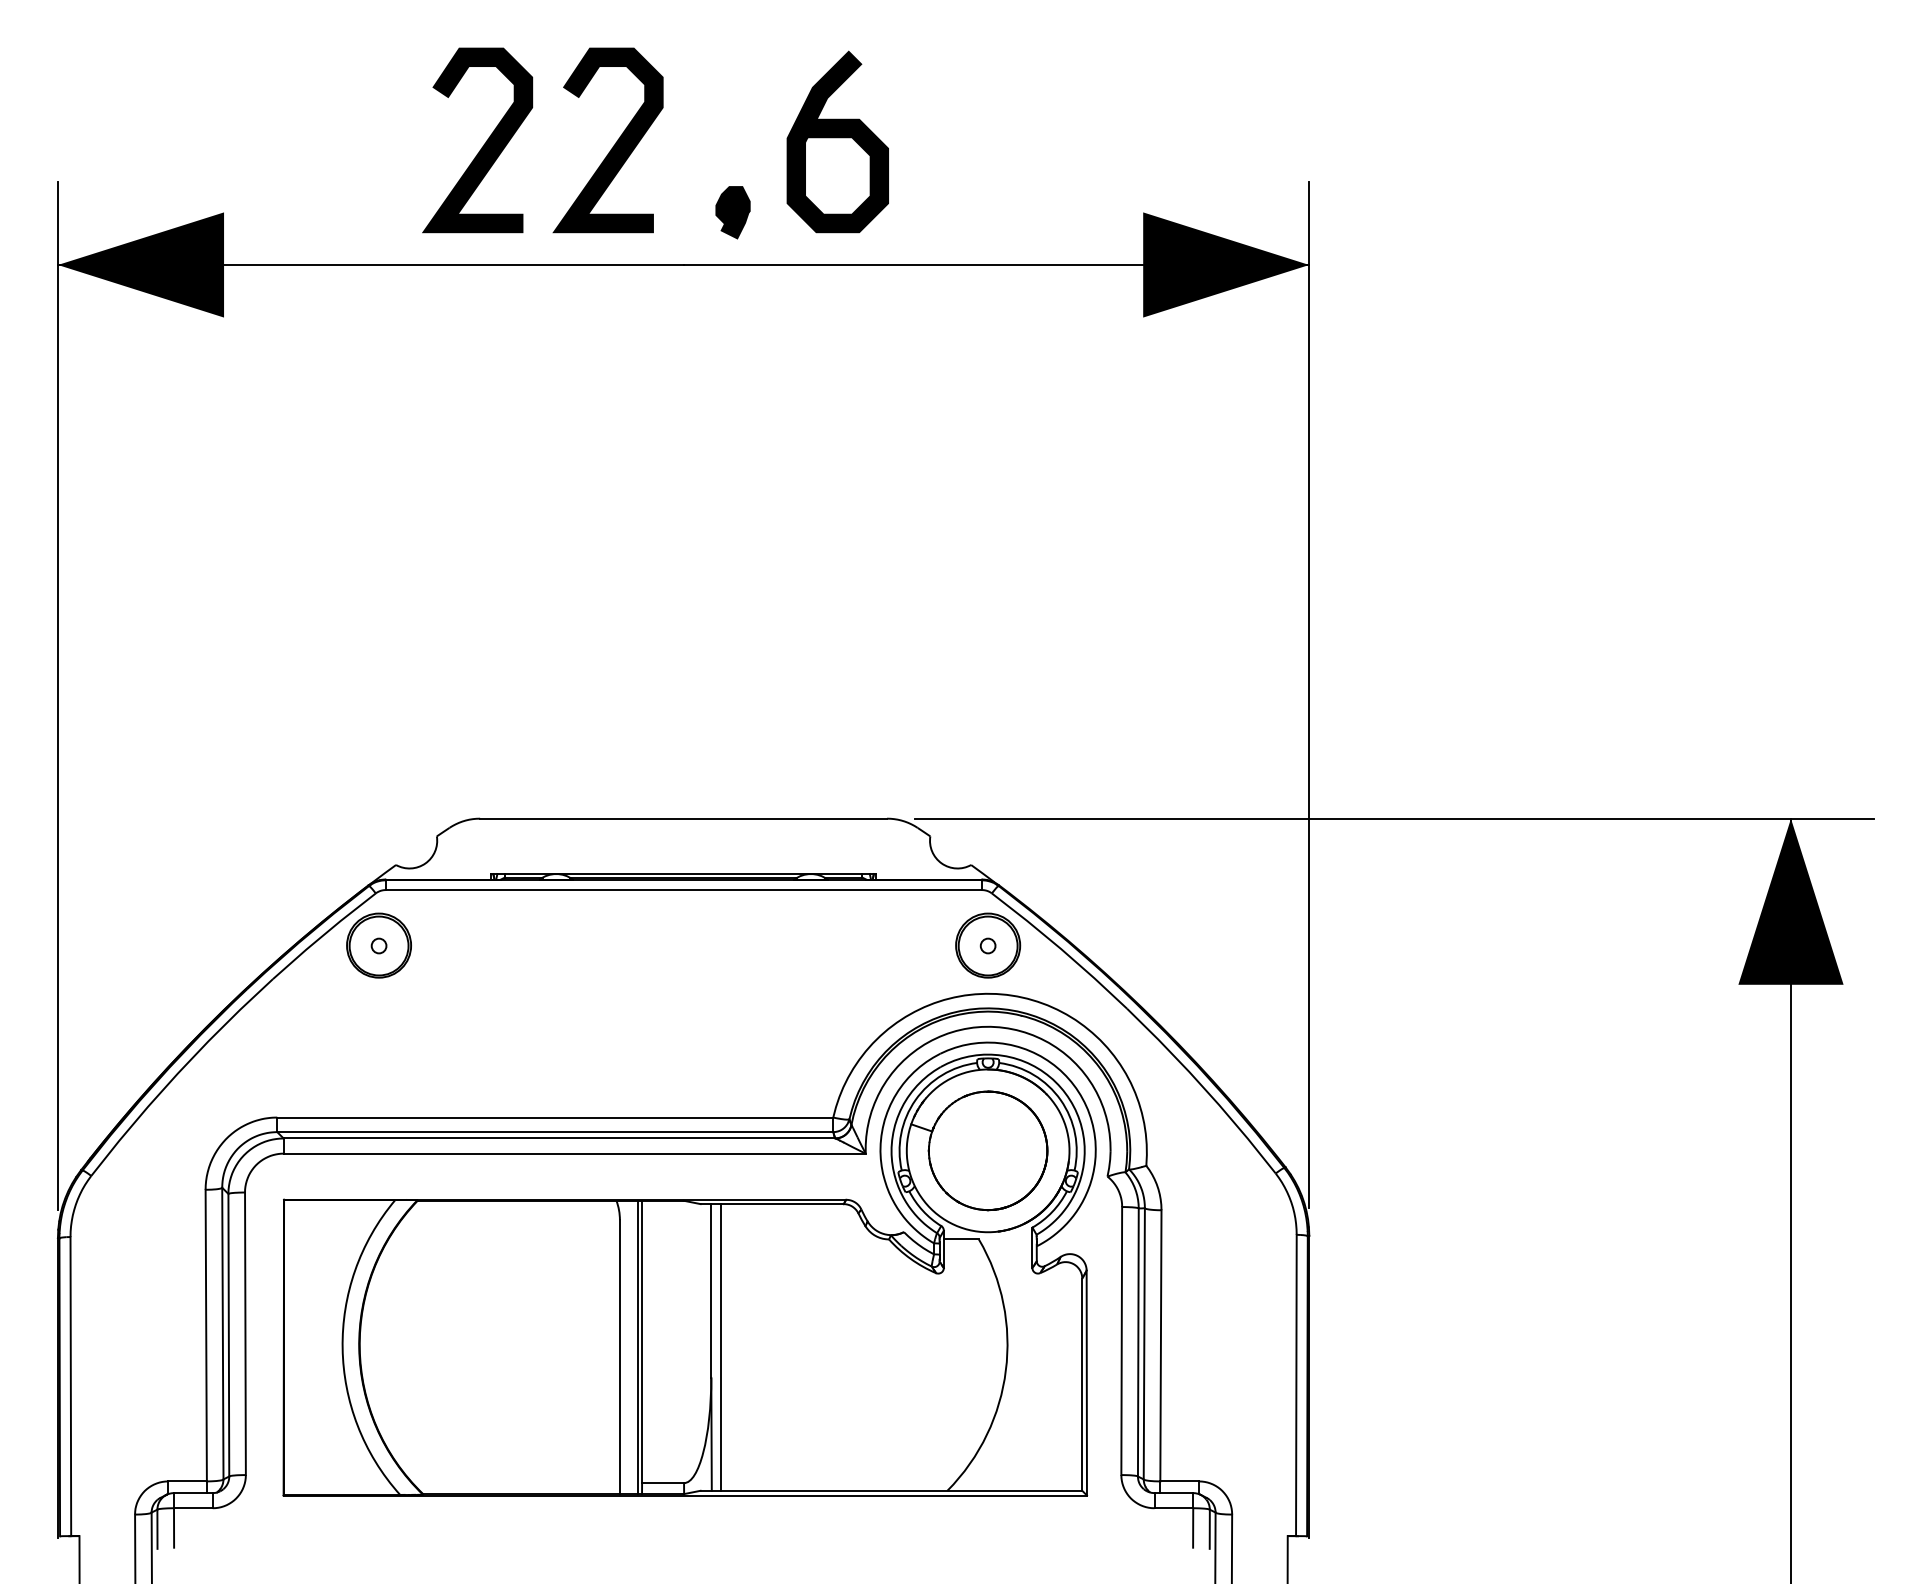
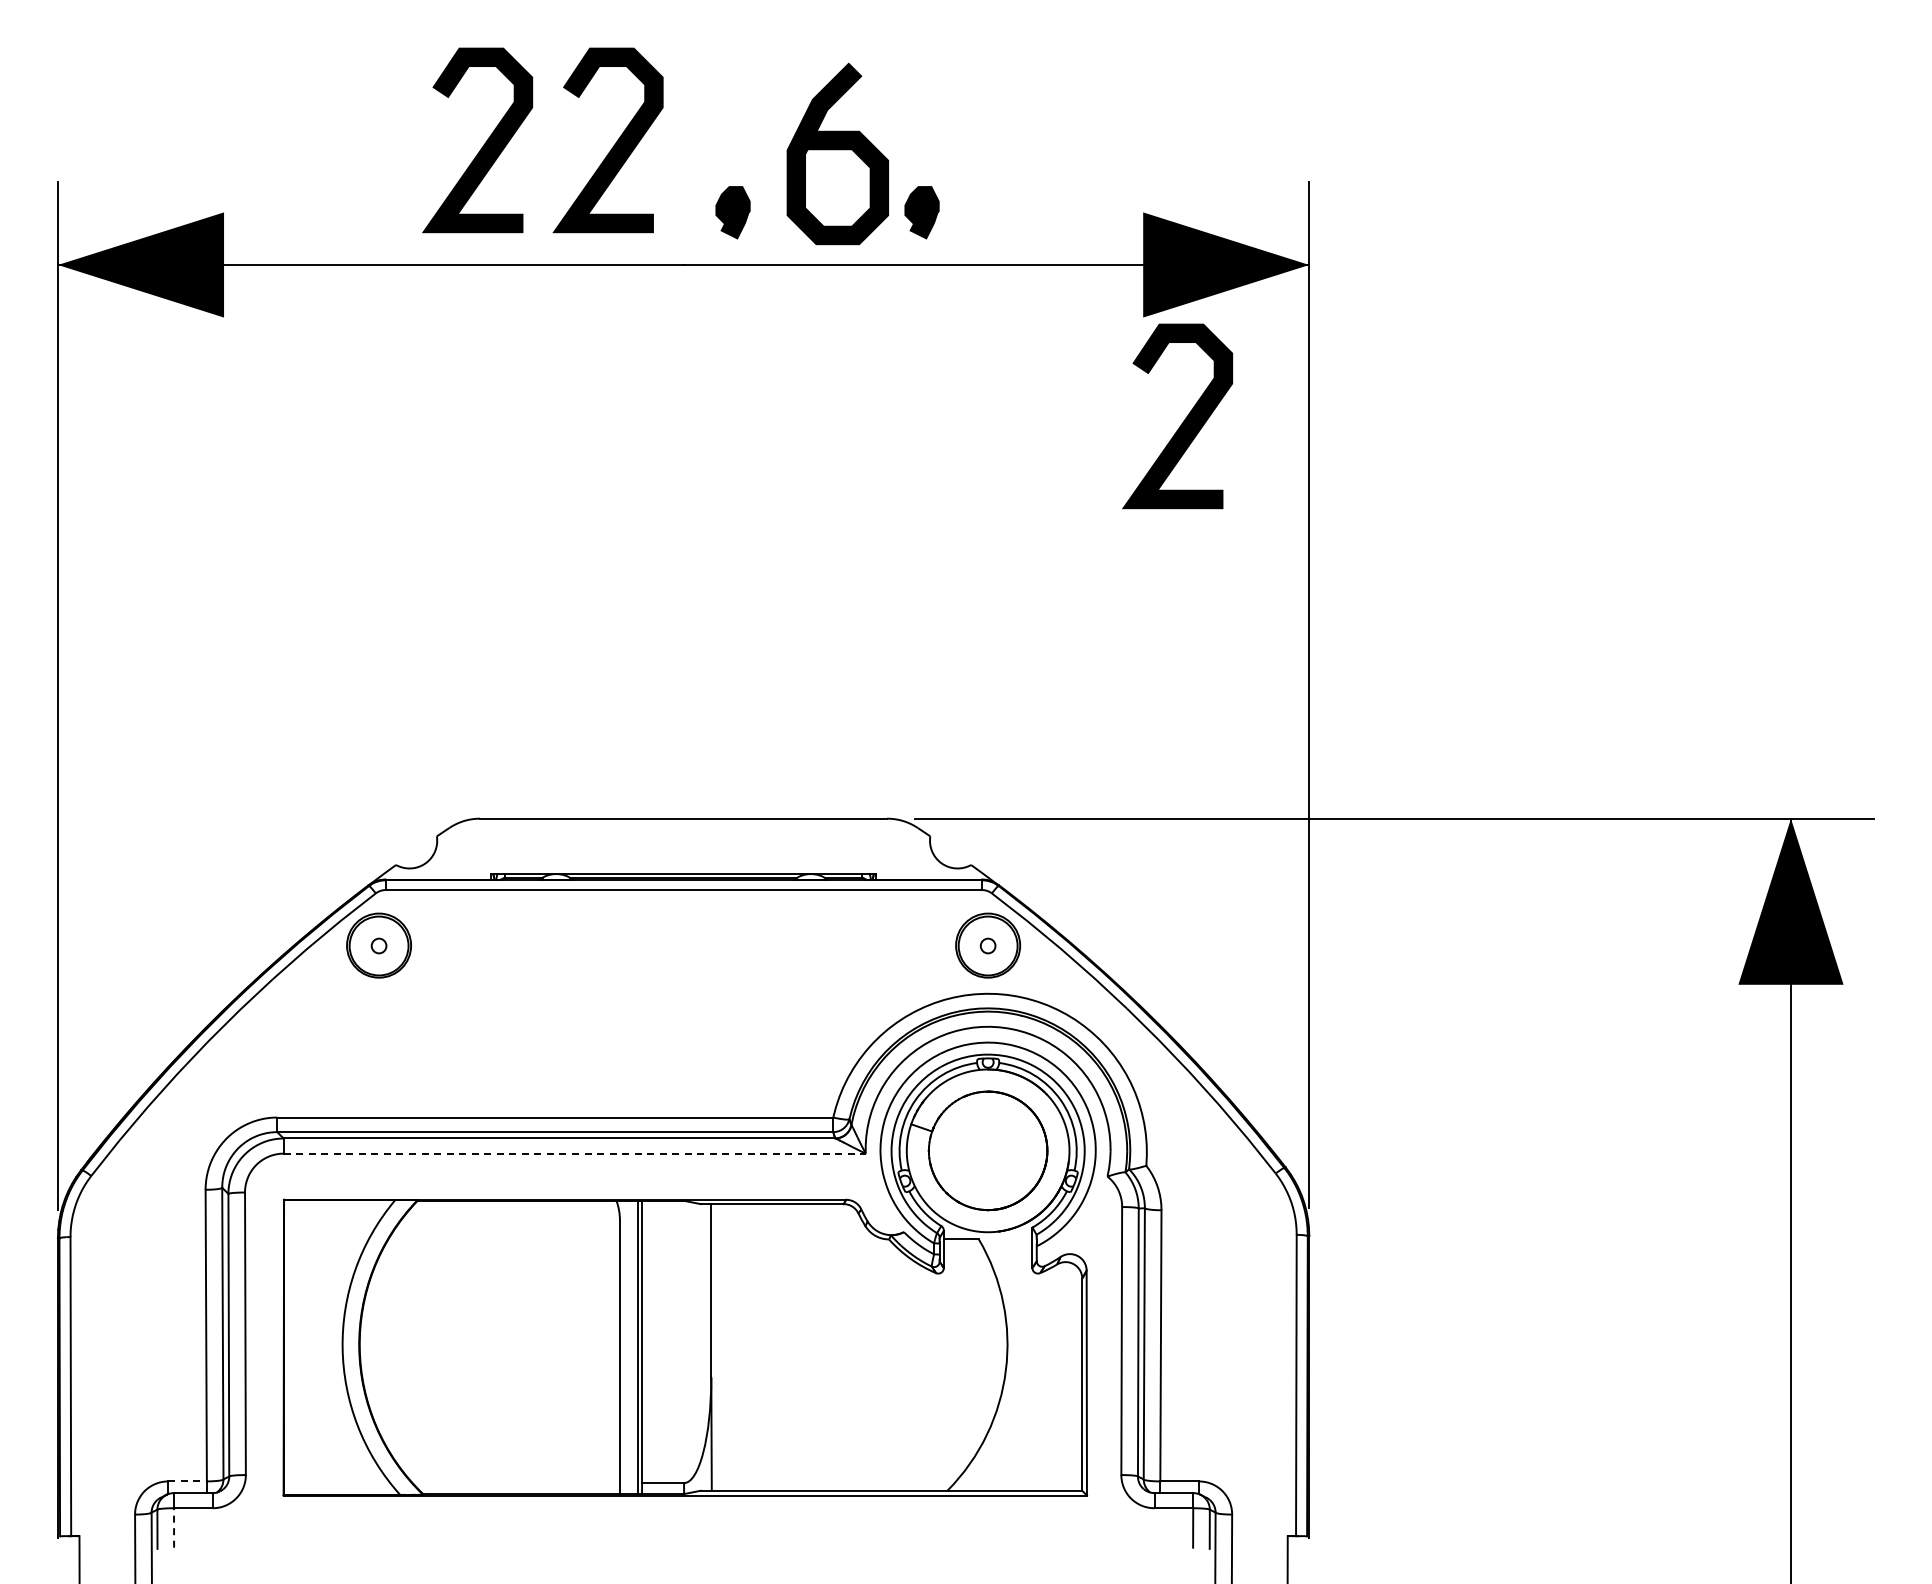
curve position: (837, 138) -> (837, 150) (837, 150)
part: none -> present (921, 212)
curve: none -> present (1183, 420)
line: solid -> dashed (575, 1153)
line: present -> none (721, 1347)
line: solid -> dashed (188, 1481)
line: solid -> dashed (174, 1527)
